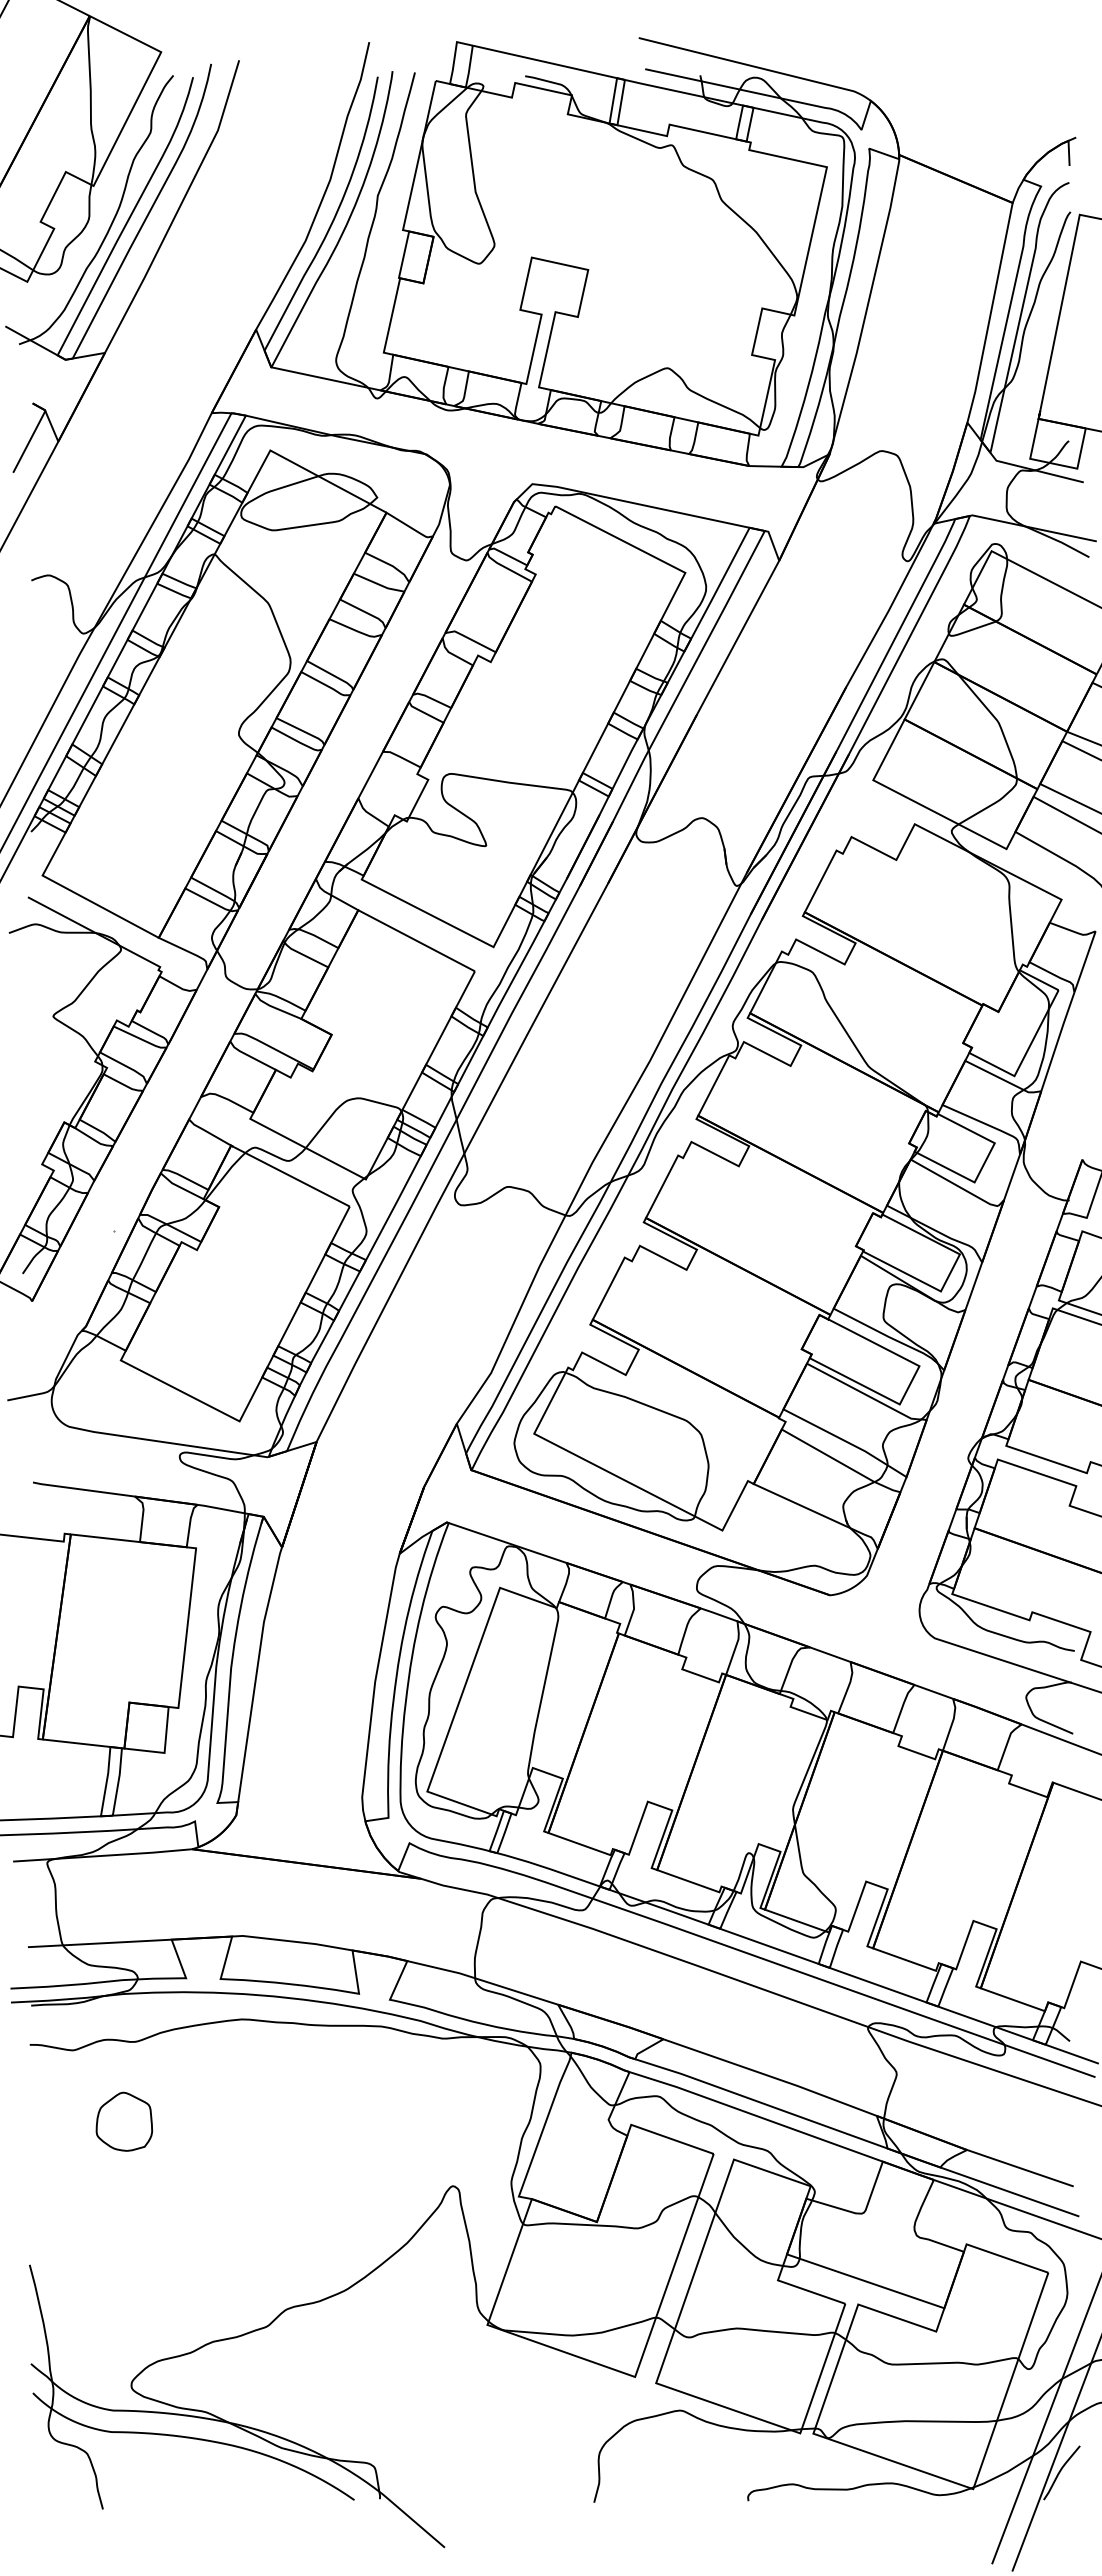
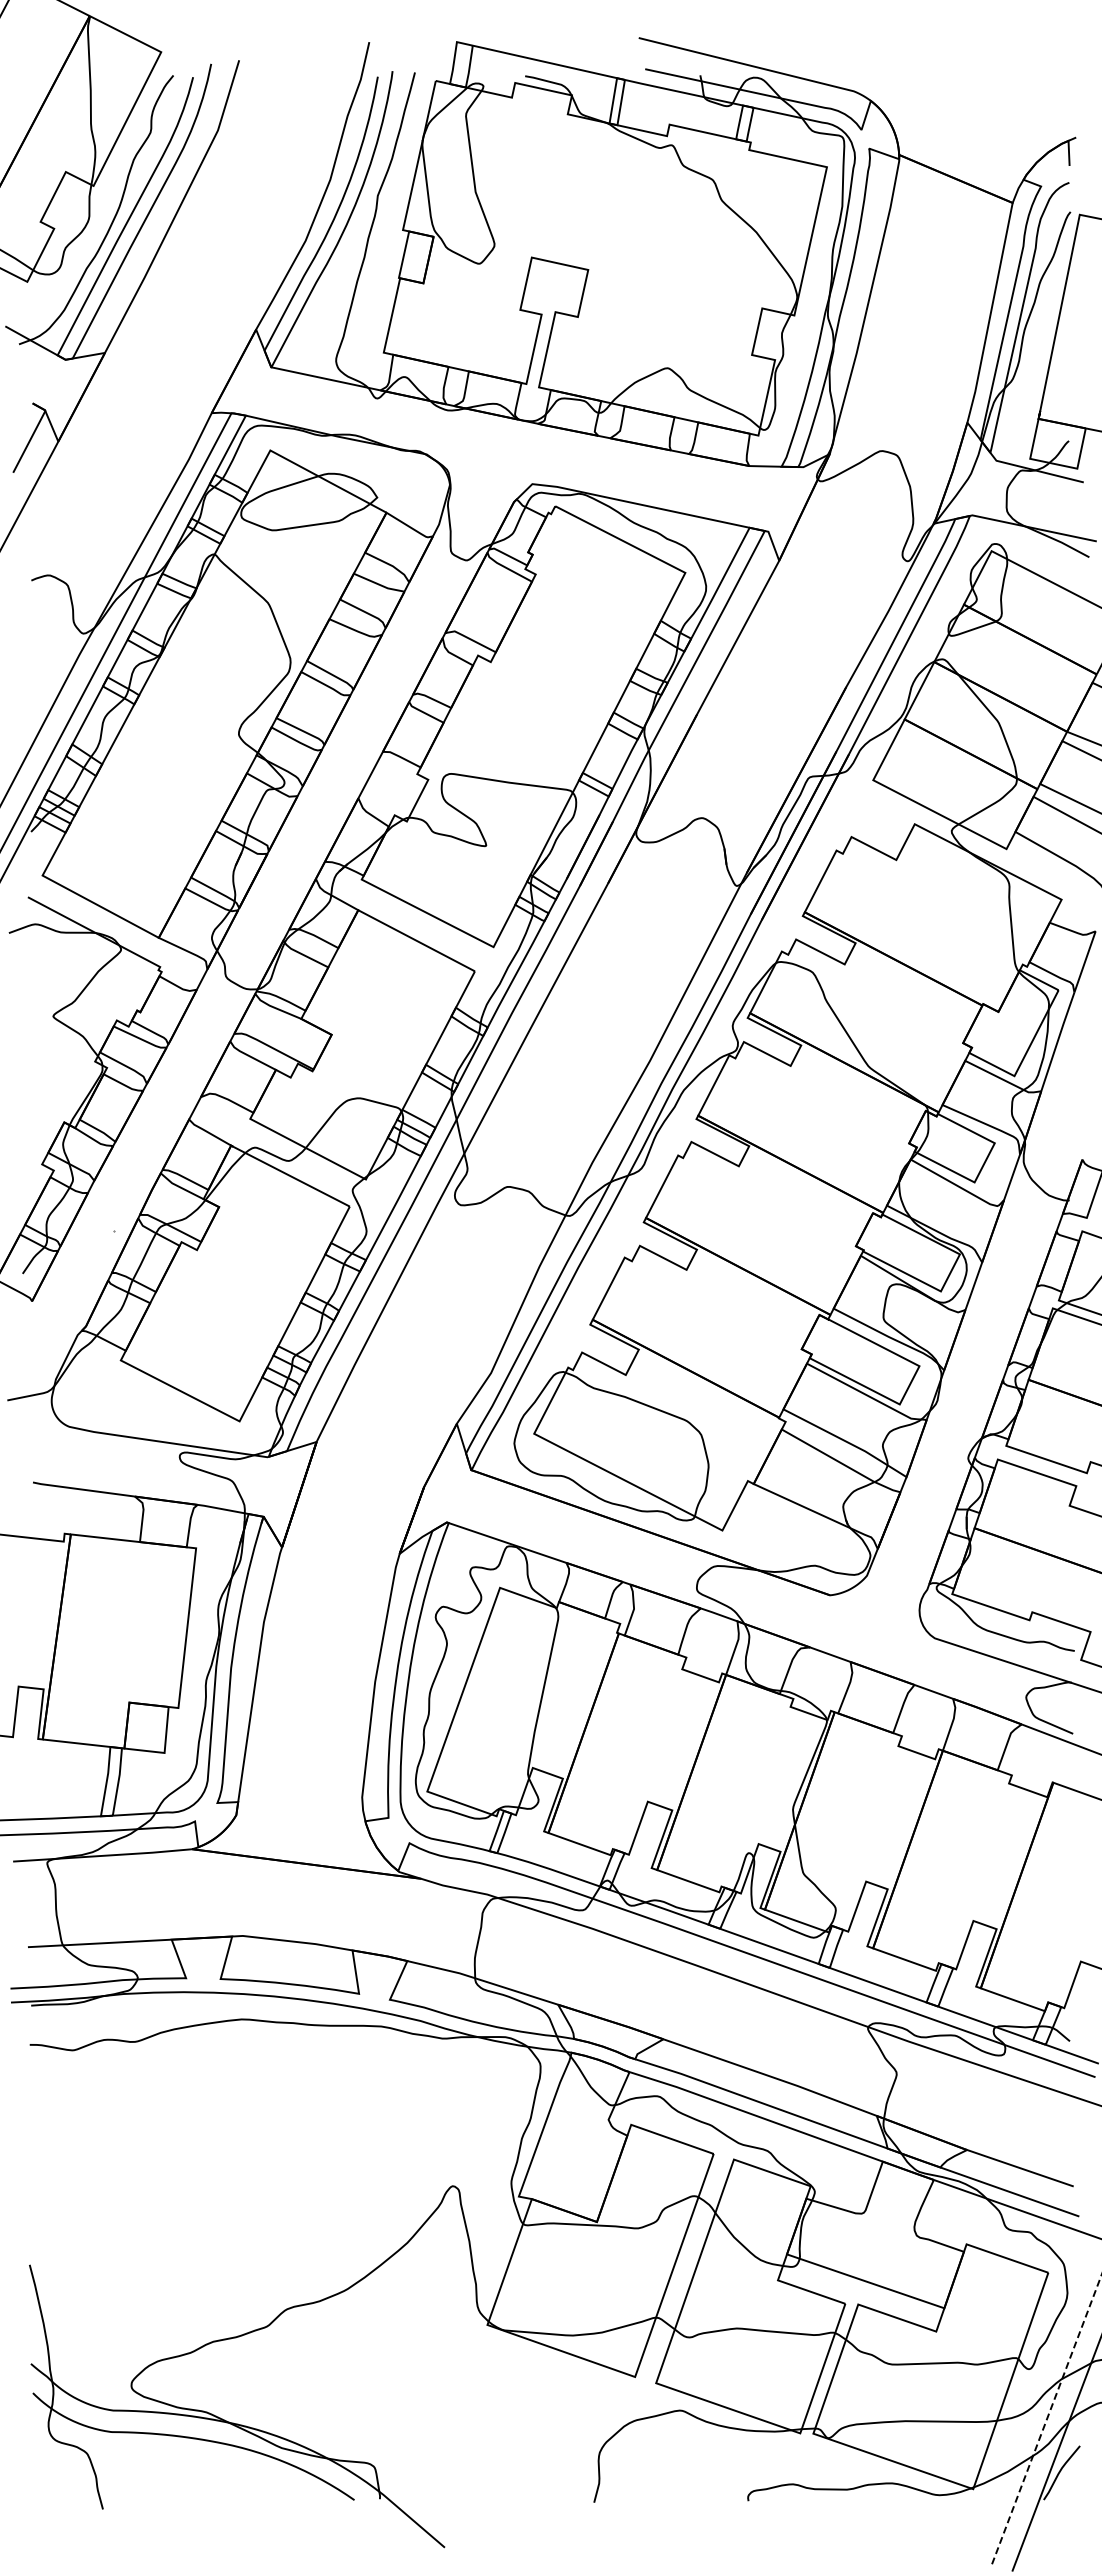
part: present -> none (124, 2121)
line: solid -> dashed (1047, 2418)
